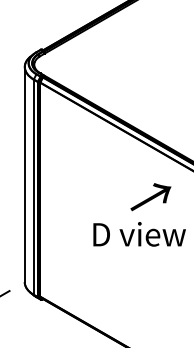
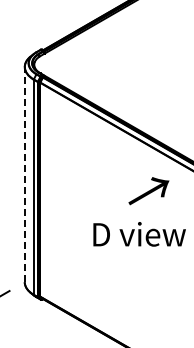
line: solid -> dashed (24, 174)
text position: (150, 197) -> (148, 191) (148, 191)
